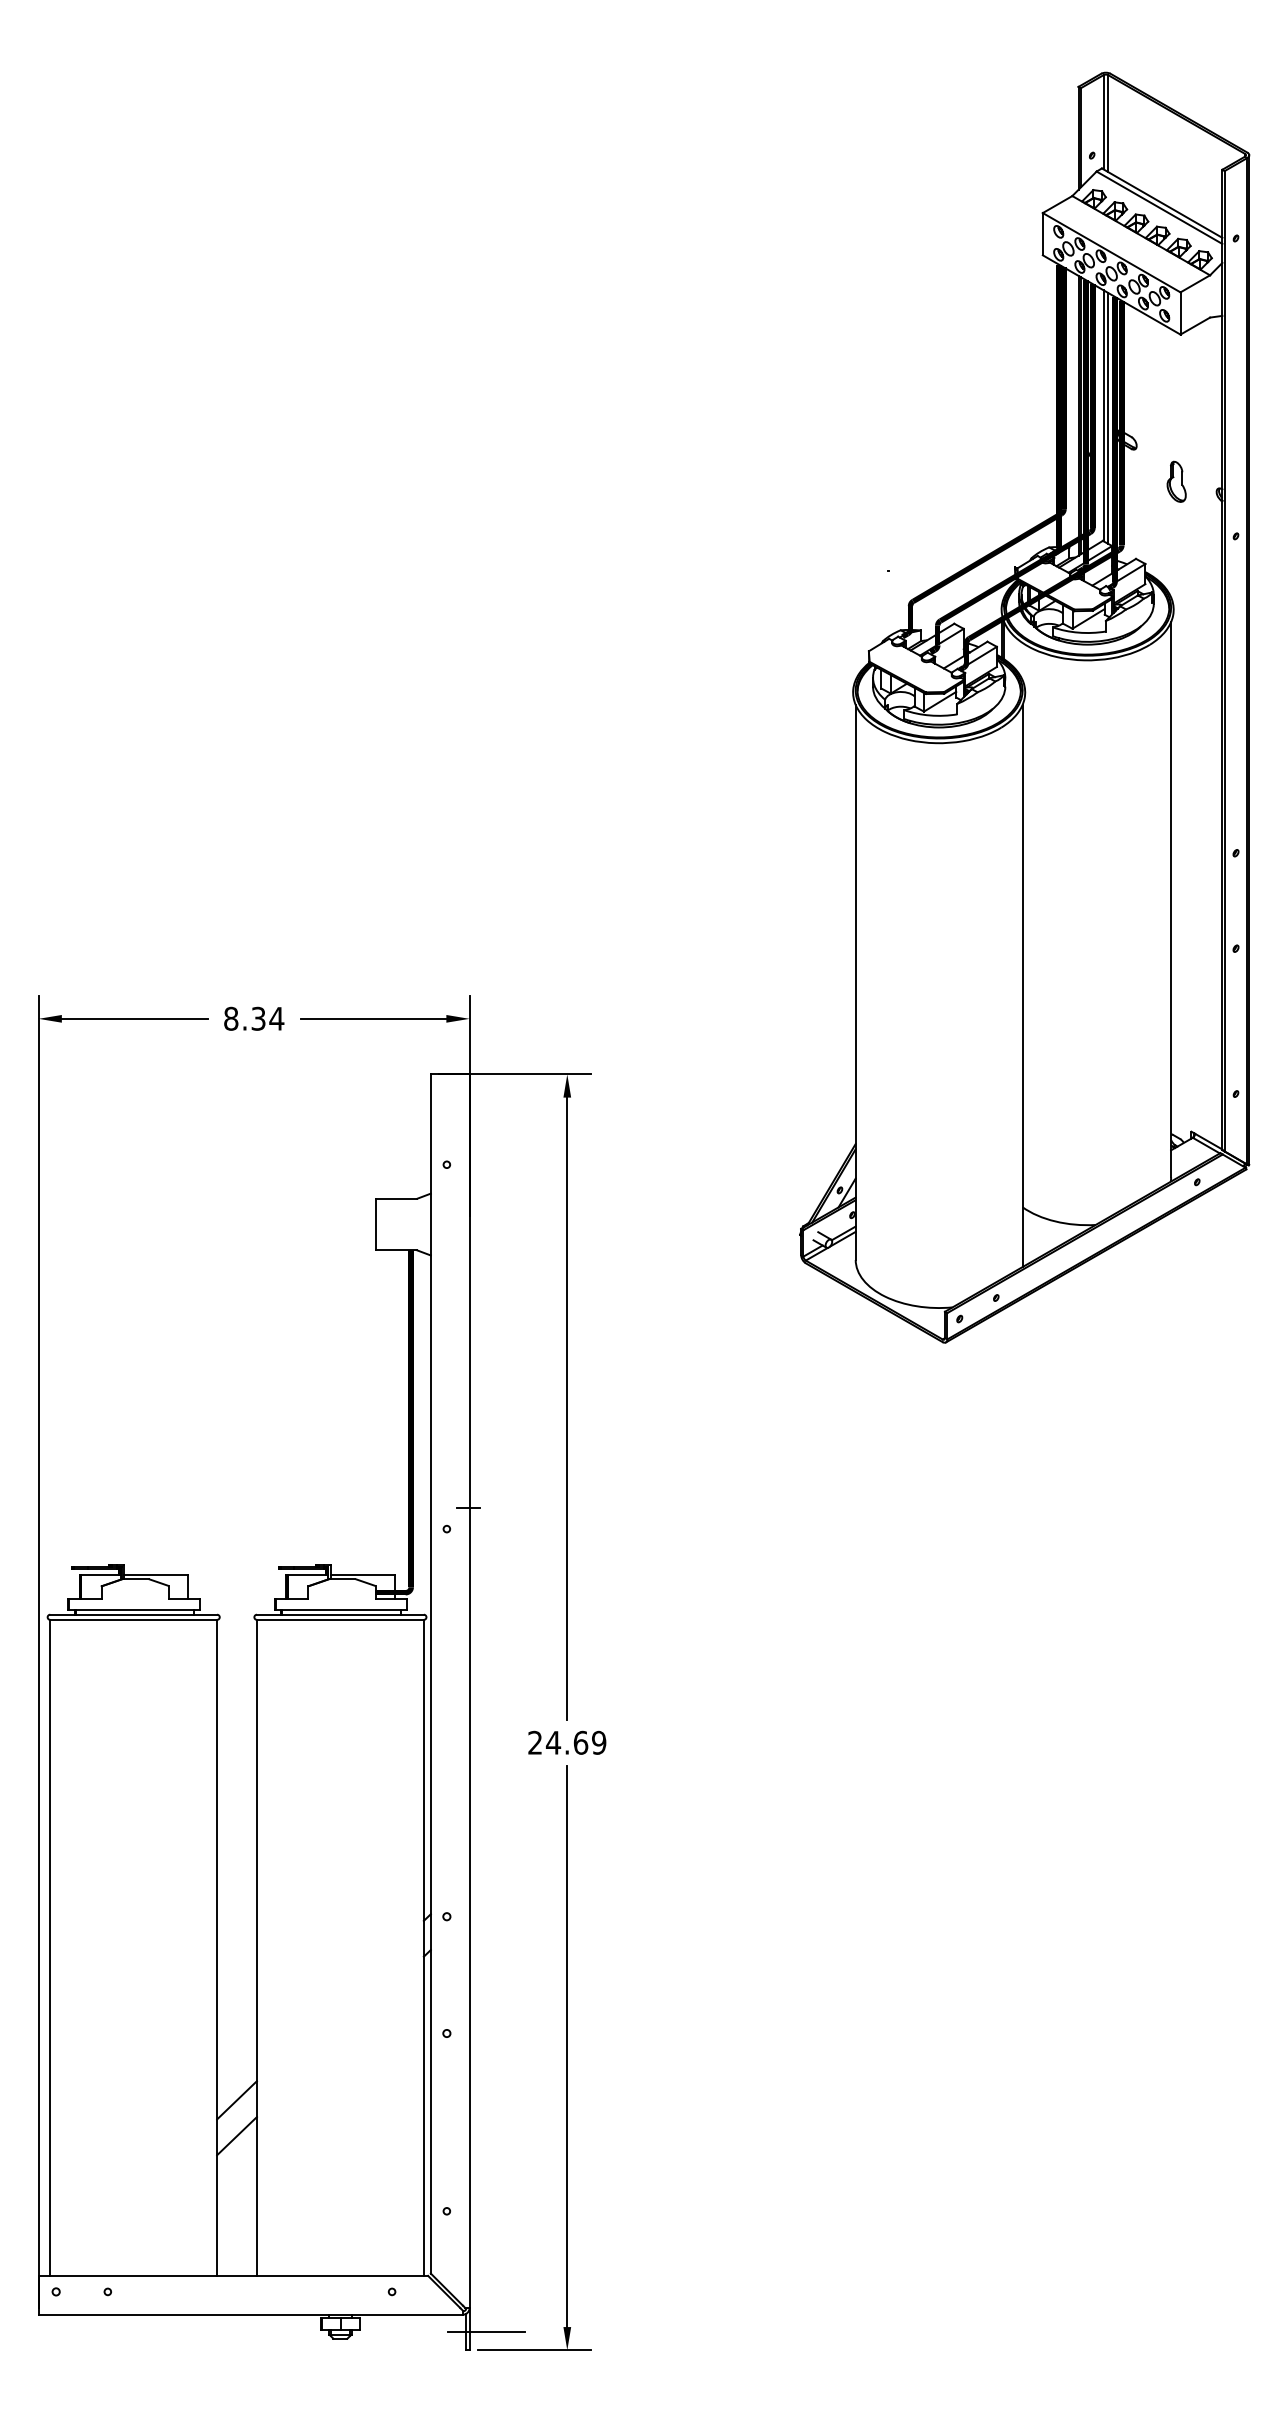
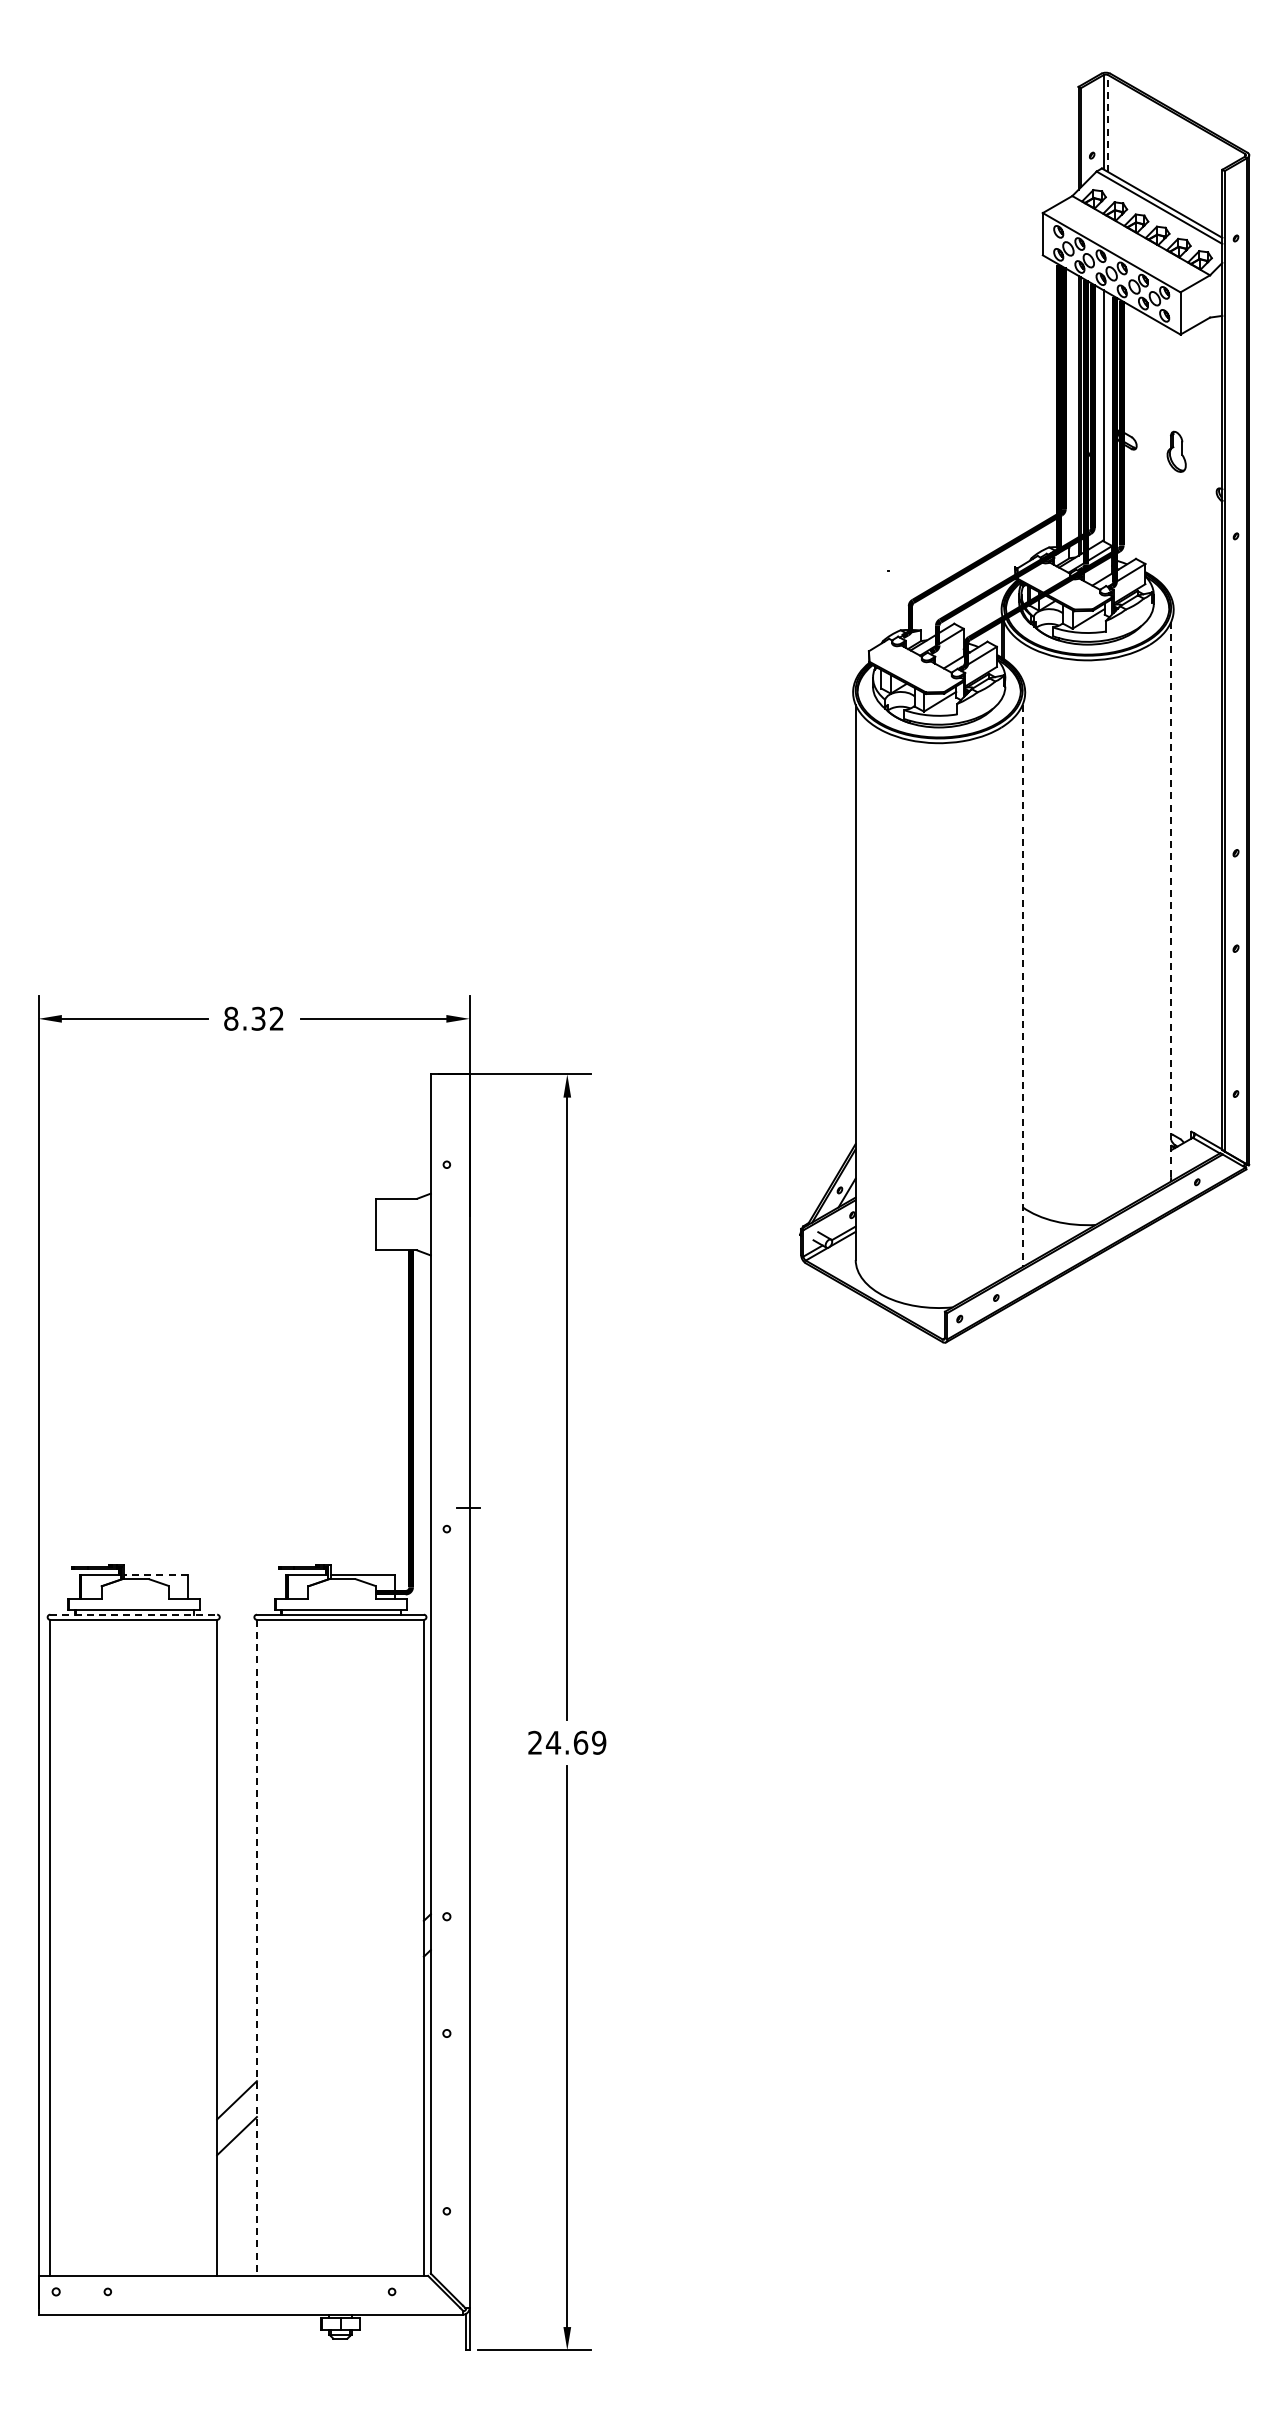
line: solid -> dashed (1108, 123)
line: present -> none (1108, 418)
part position: (1176, 481) -> (1176, 451) (1176, 451)
line: solid -> dashed (1171, 899)
line: solid -> dashed (1022, 986)
text: 8.34 -> 8.32 (276, 1018)
line: solid -> dashed (155, 1574)
line: solid -> dashed (134, 1614)
line: solid -> dashed (256, 1948)
line: present -> none (486, 2332)
